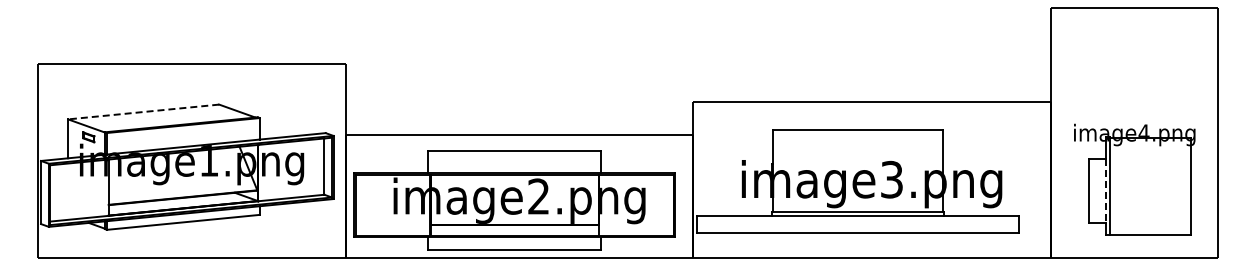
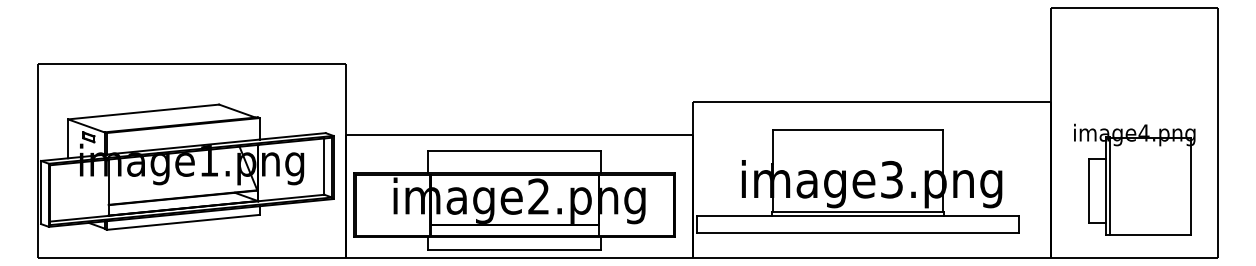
line: dashed -> solid (143, 112)
line: dashed -> solid (1105, 191)
